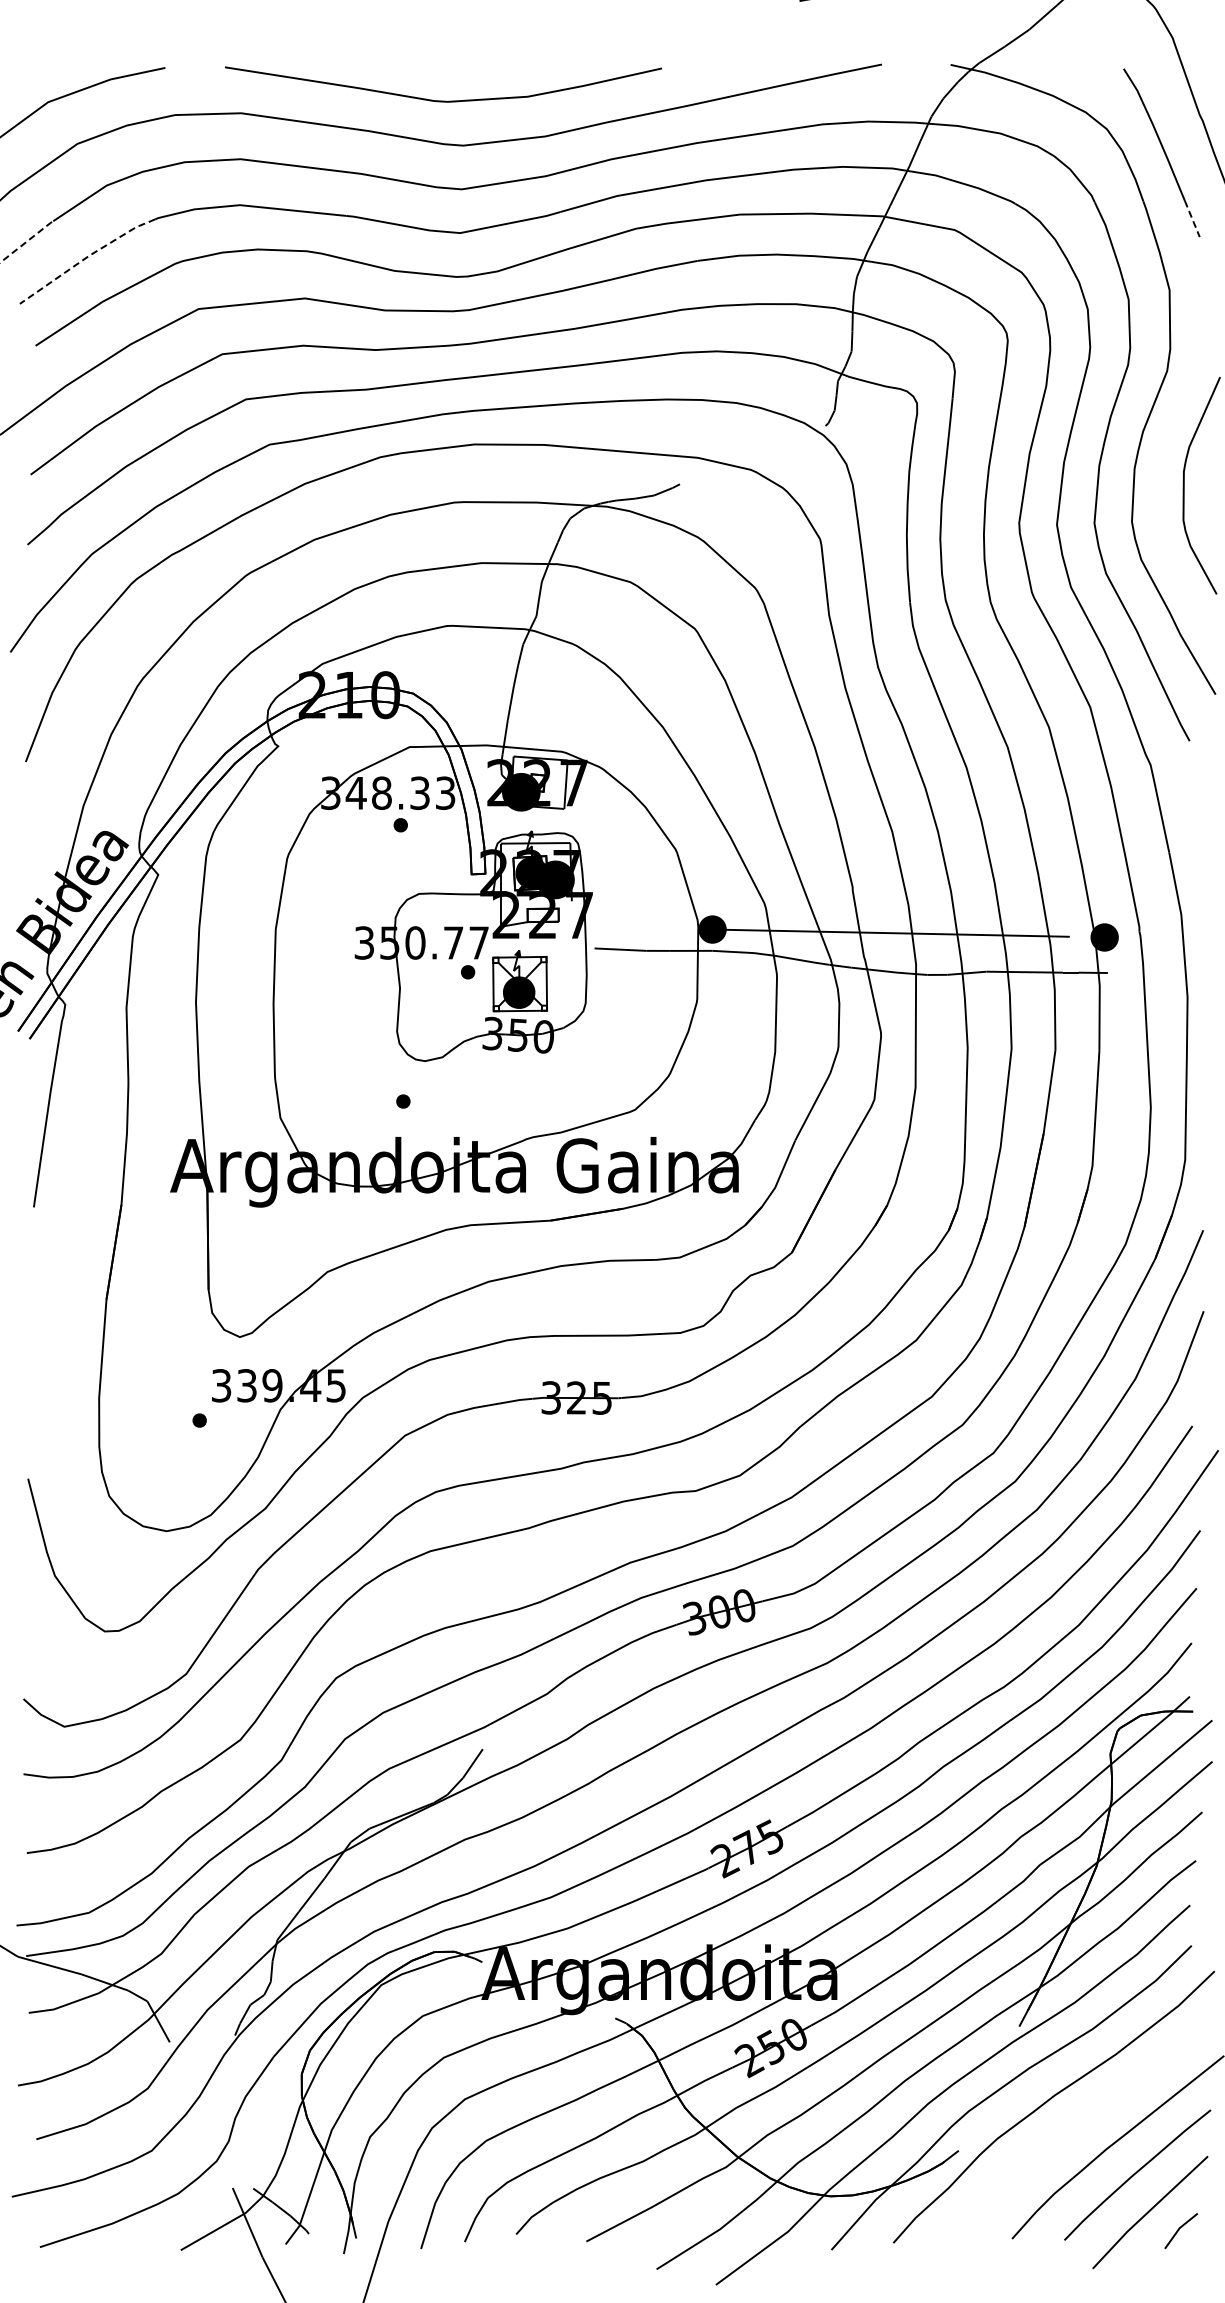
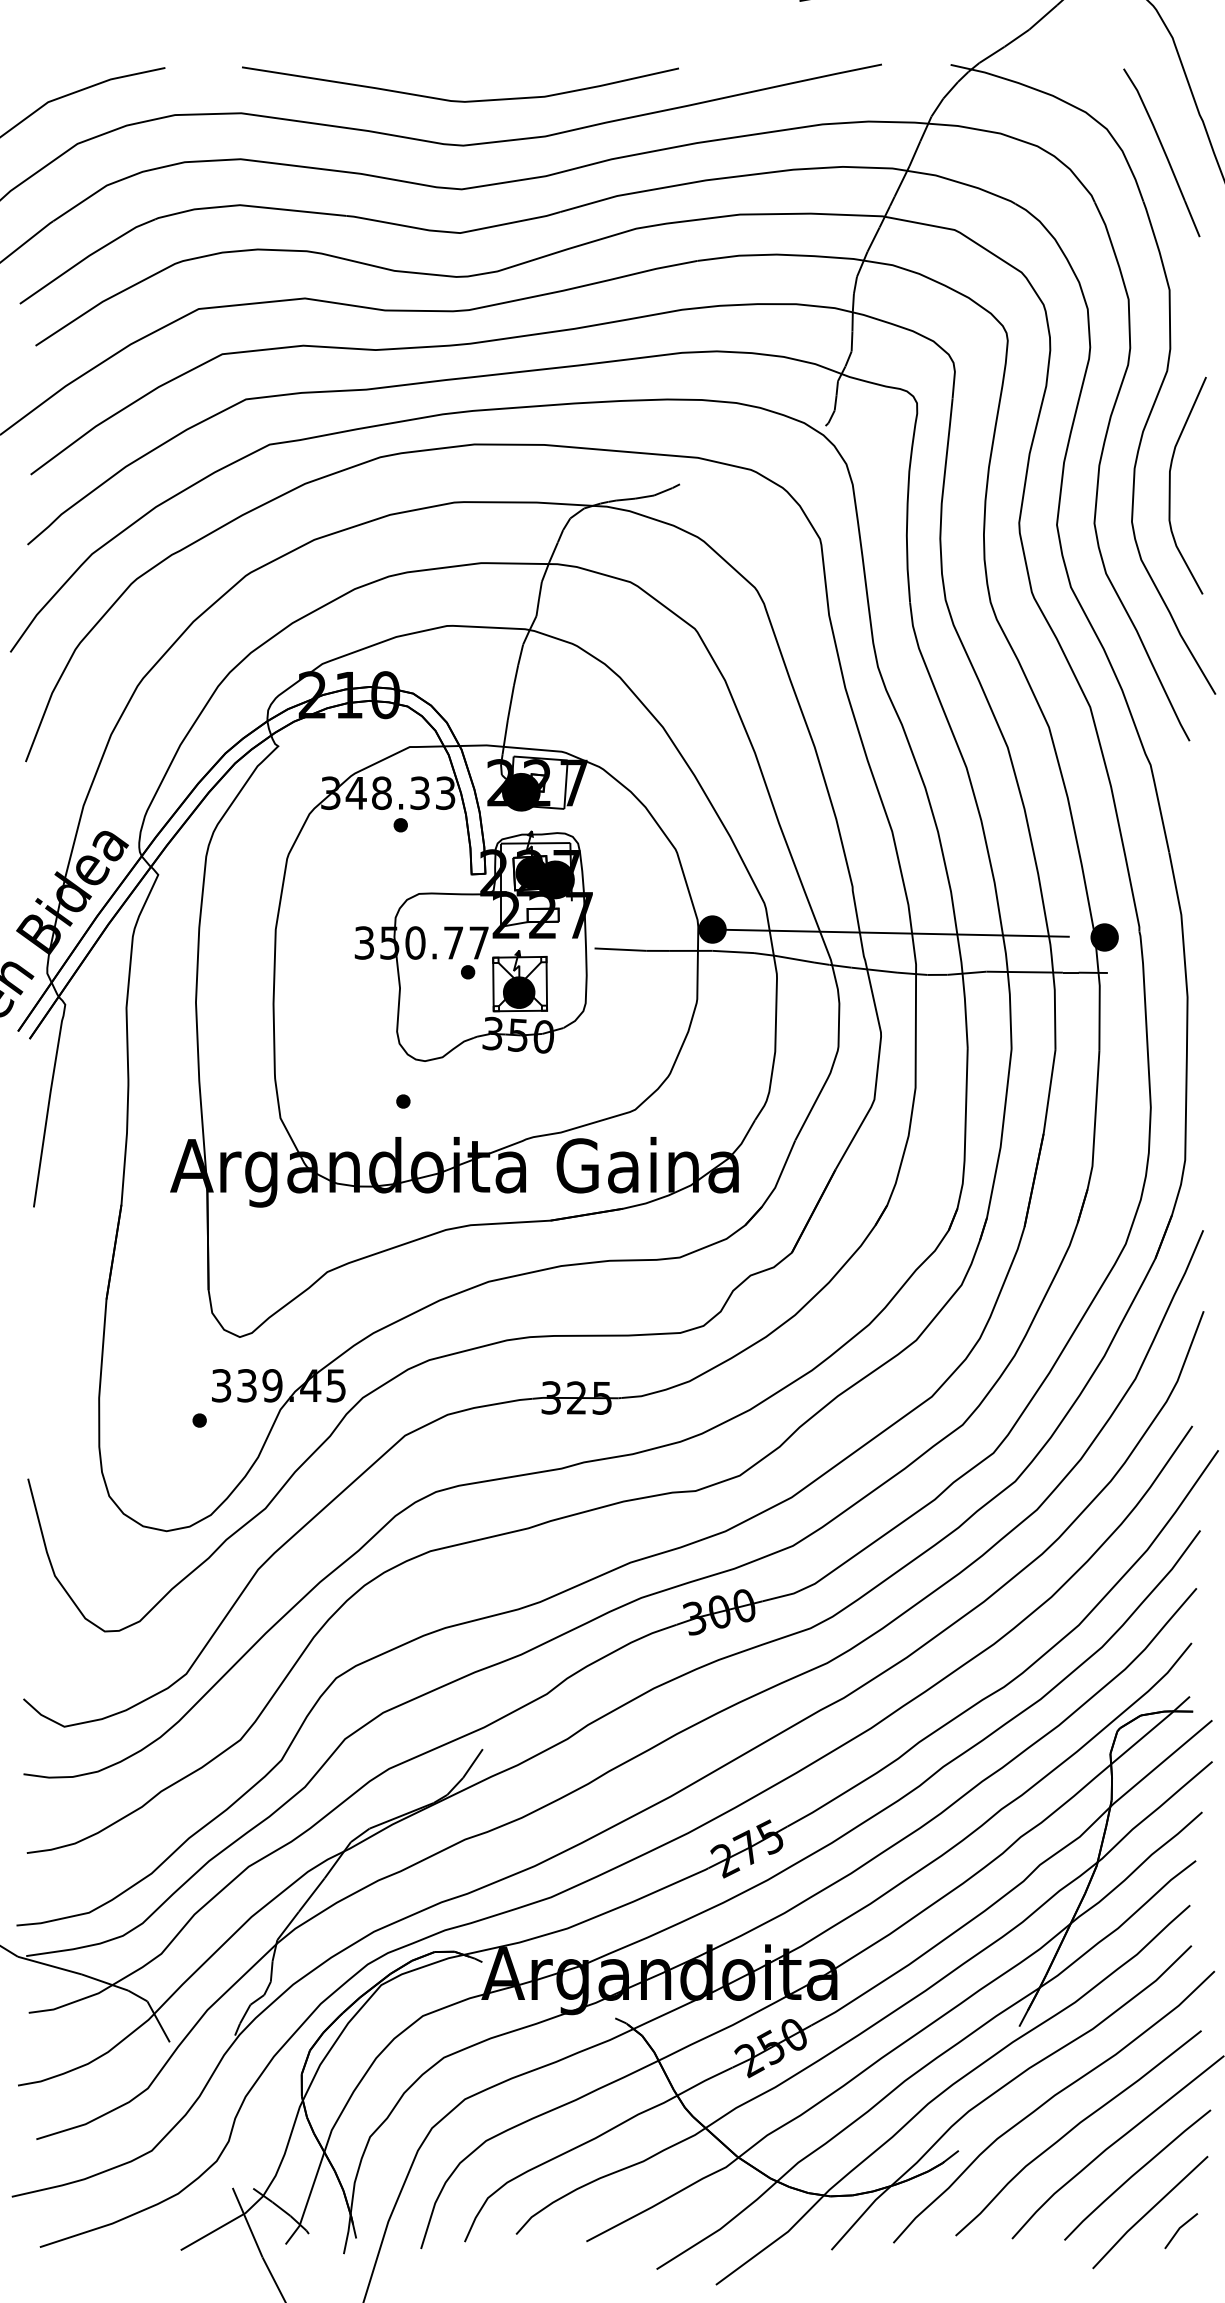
curve position: (443, 100) -> (460, 100) (460, 100)
line: dashed -> solid (1192, 219)
line: dashed -> solid (27, 241)
line: dashed -> solid (86, 257)
curve position: (1184, 485) -> (1170, 485) (1170, 485)
curve: none -> present (1074, 2128)
